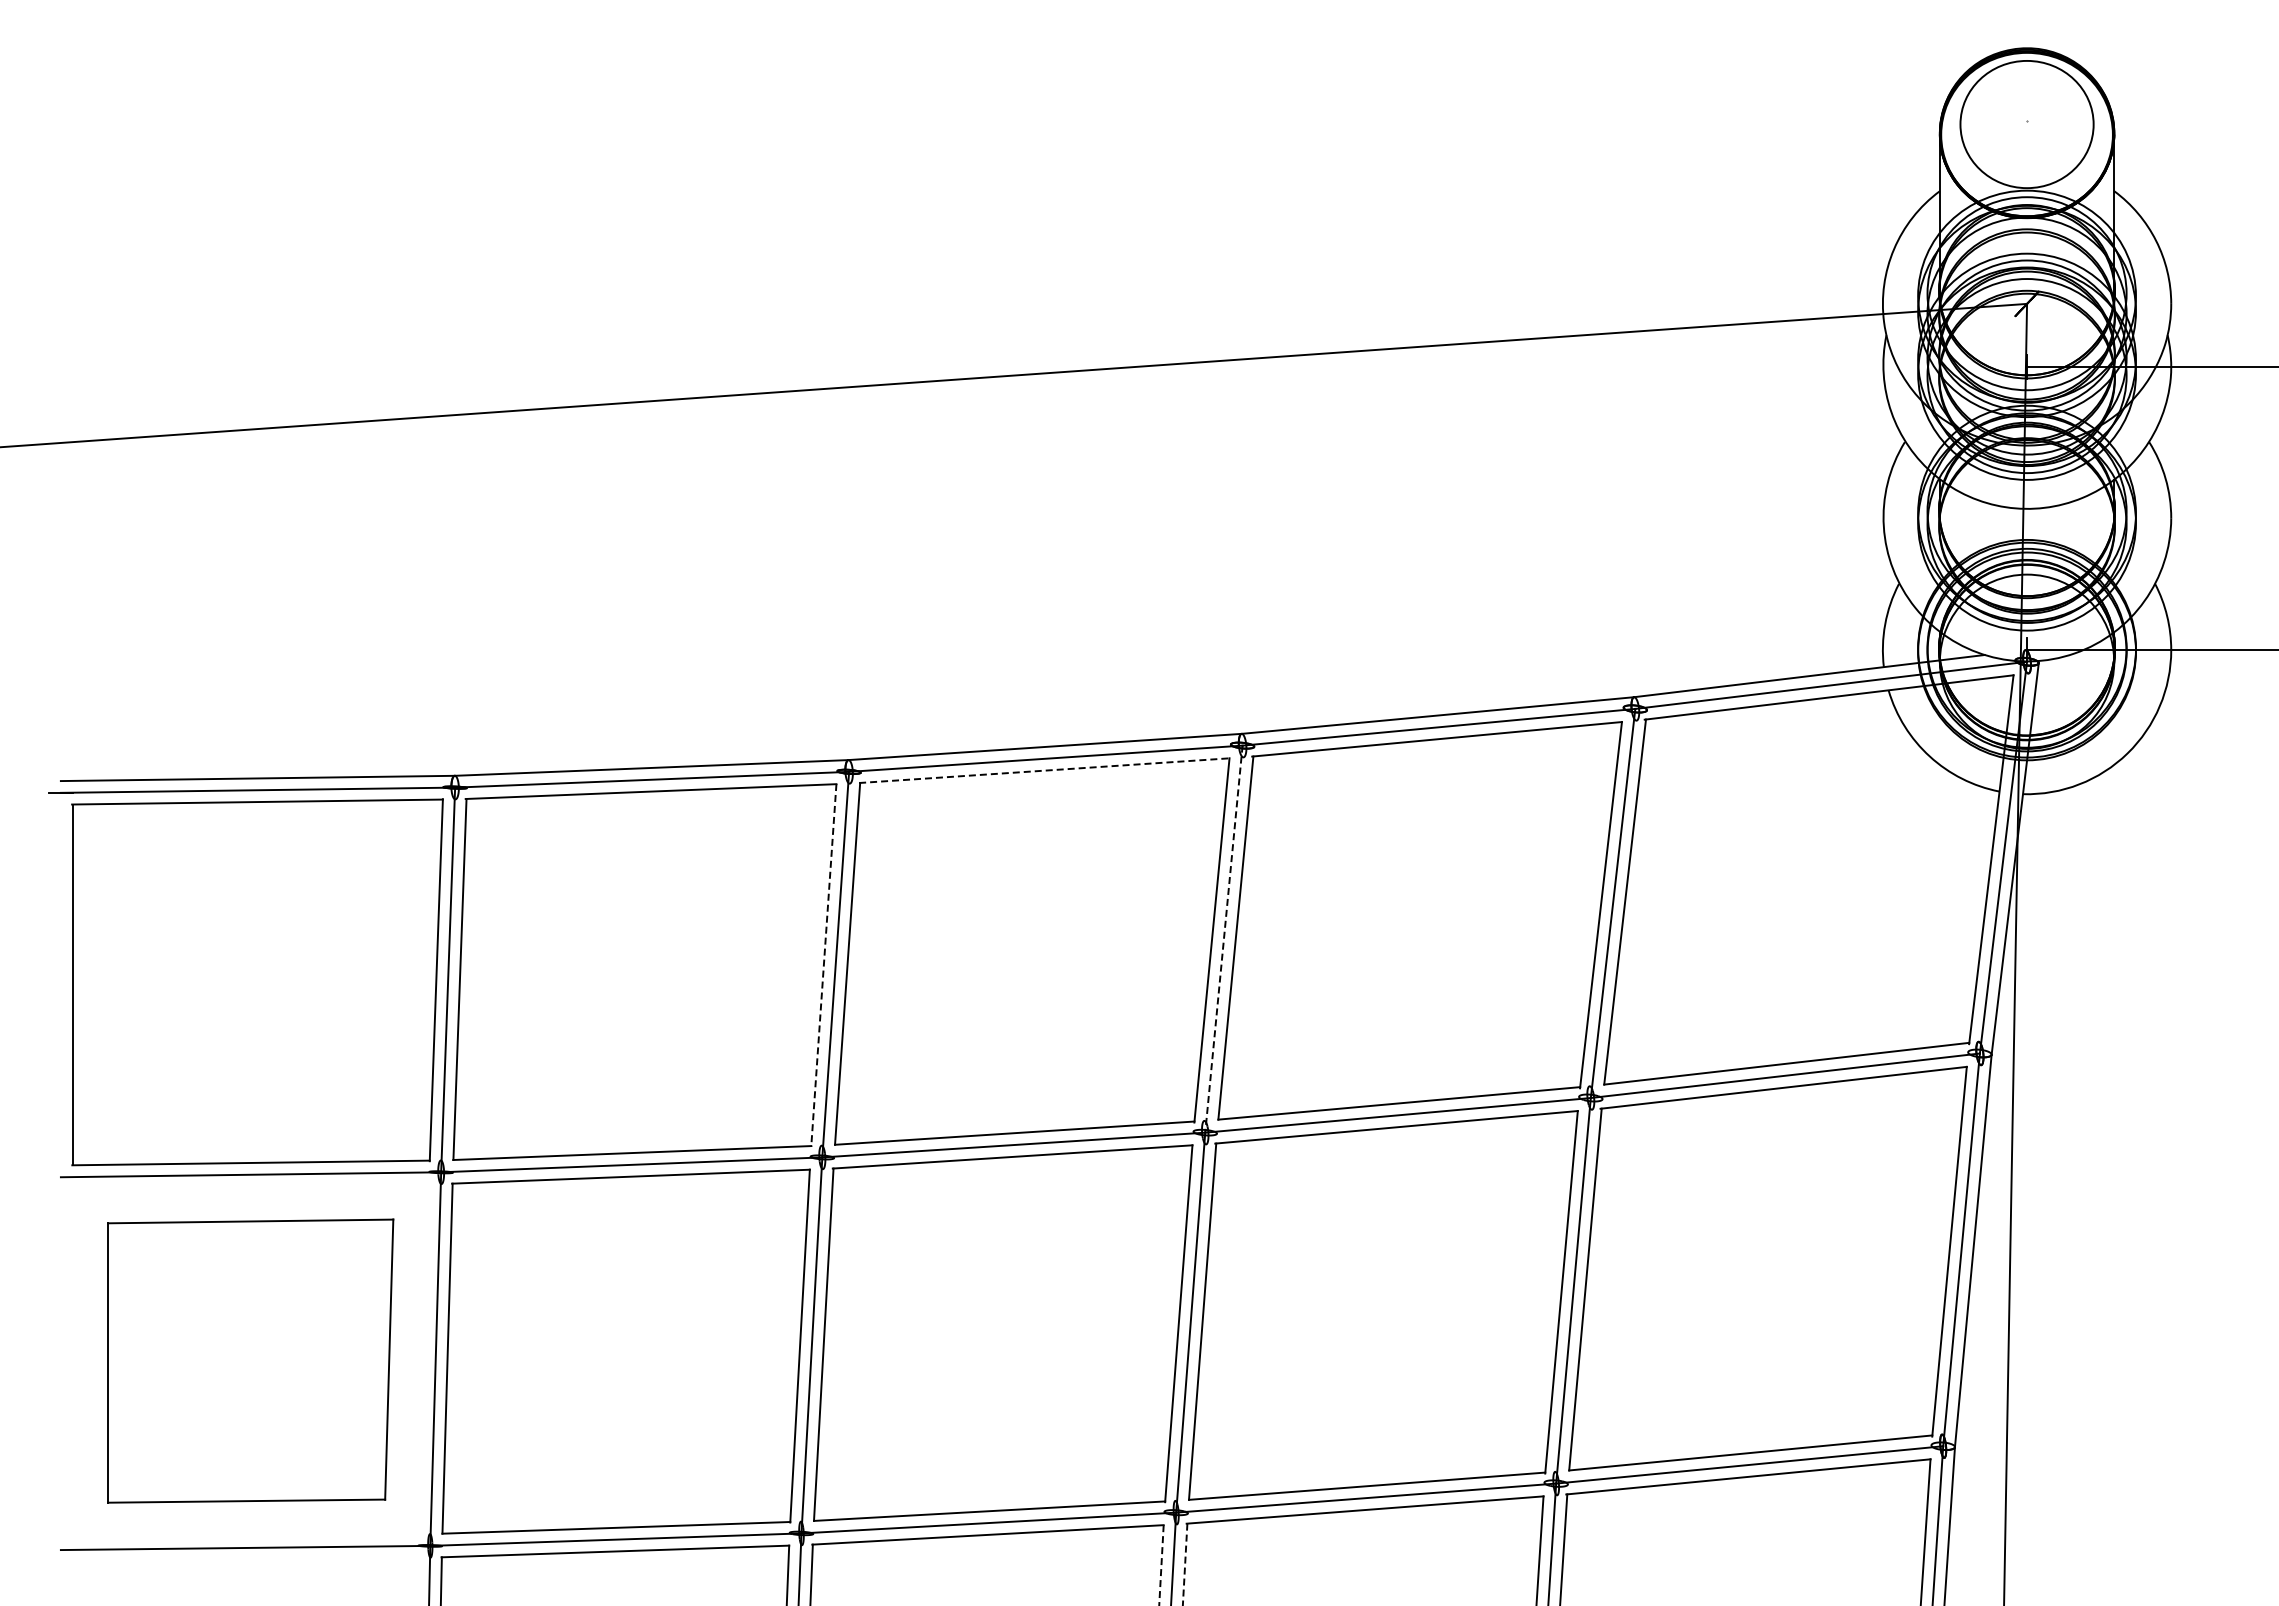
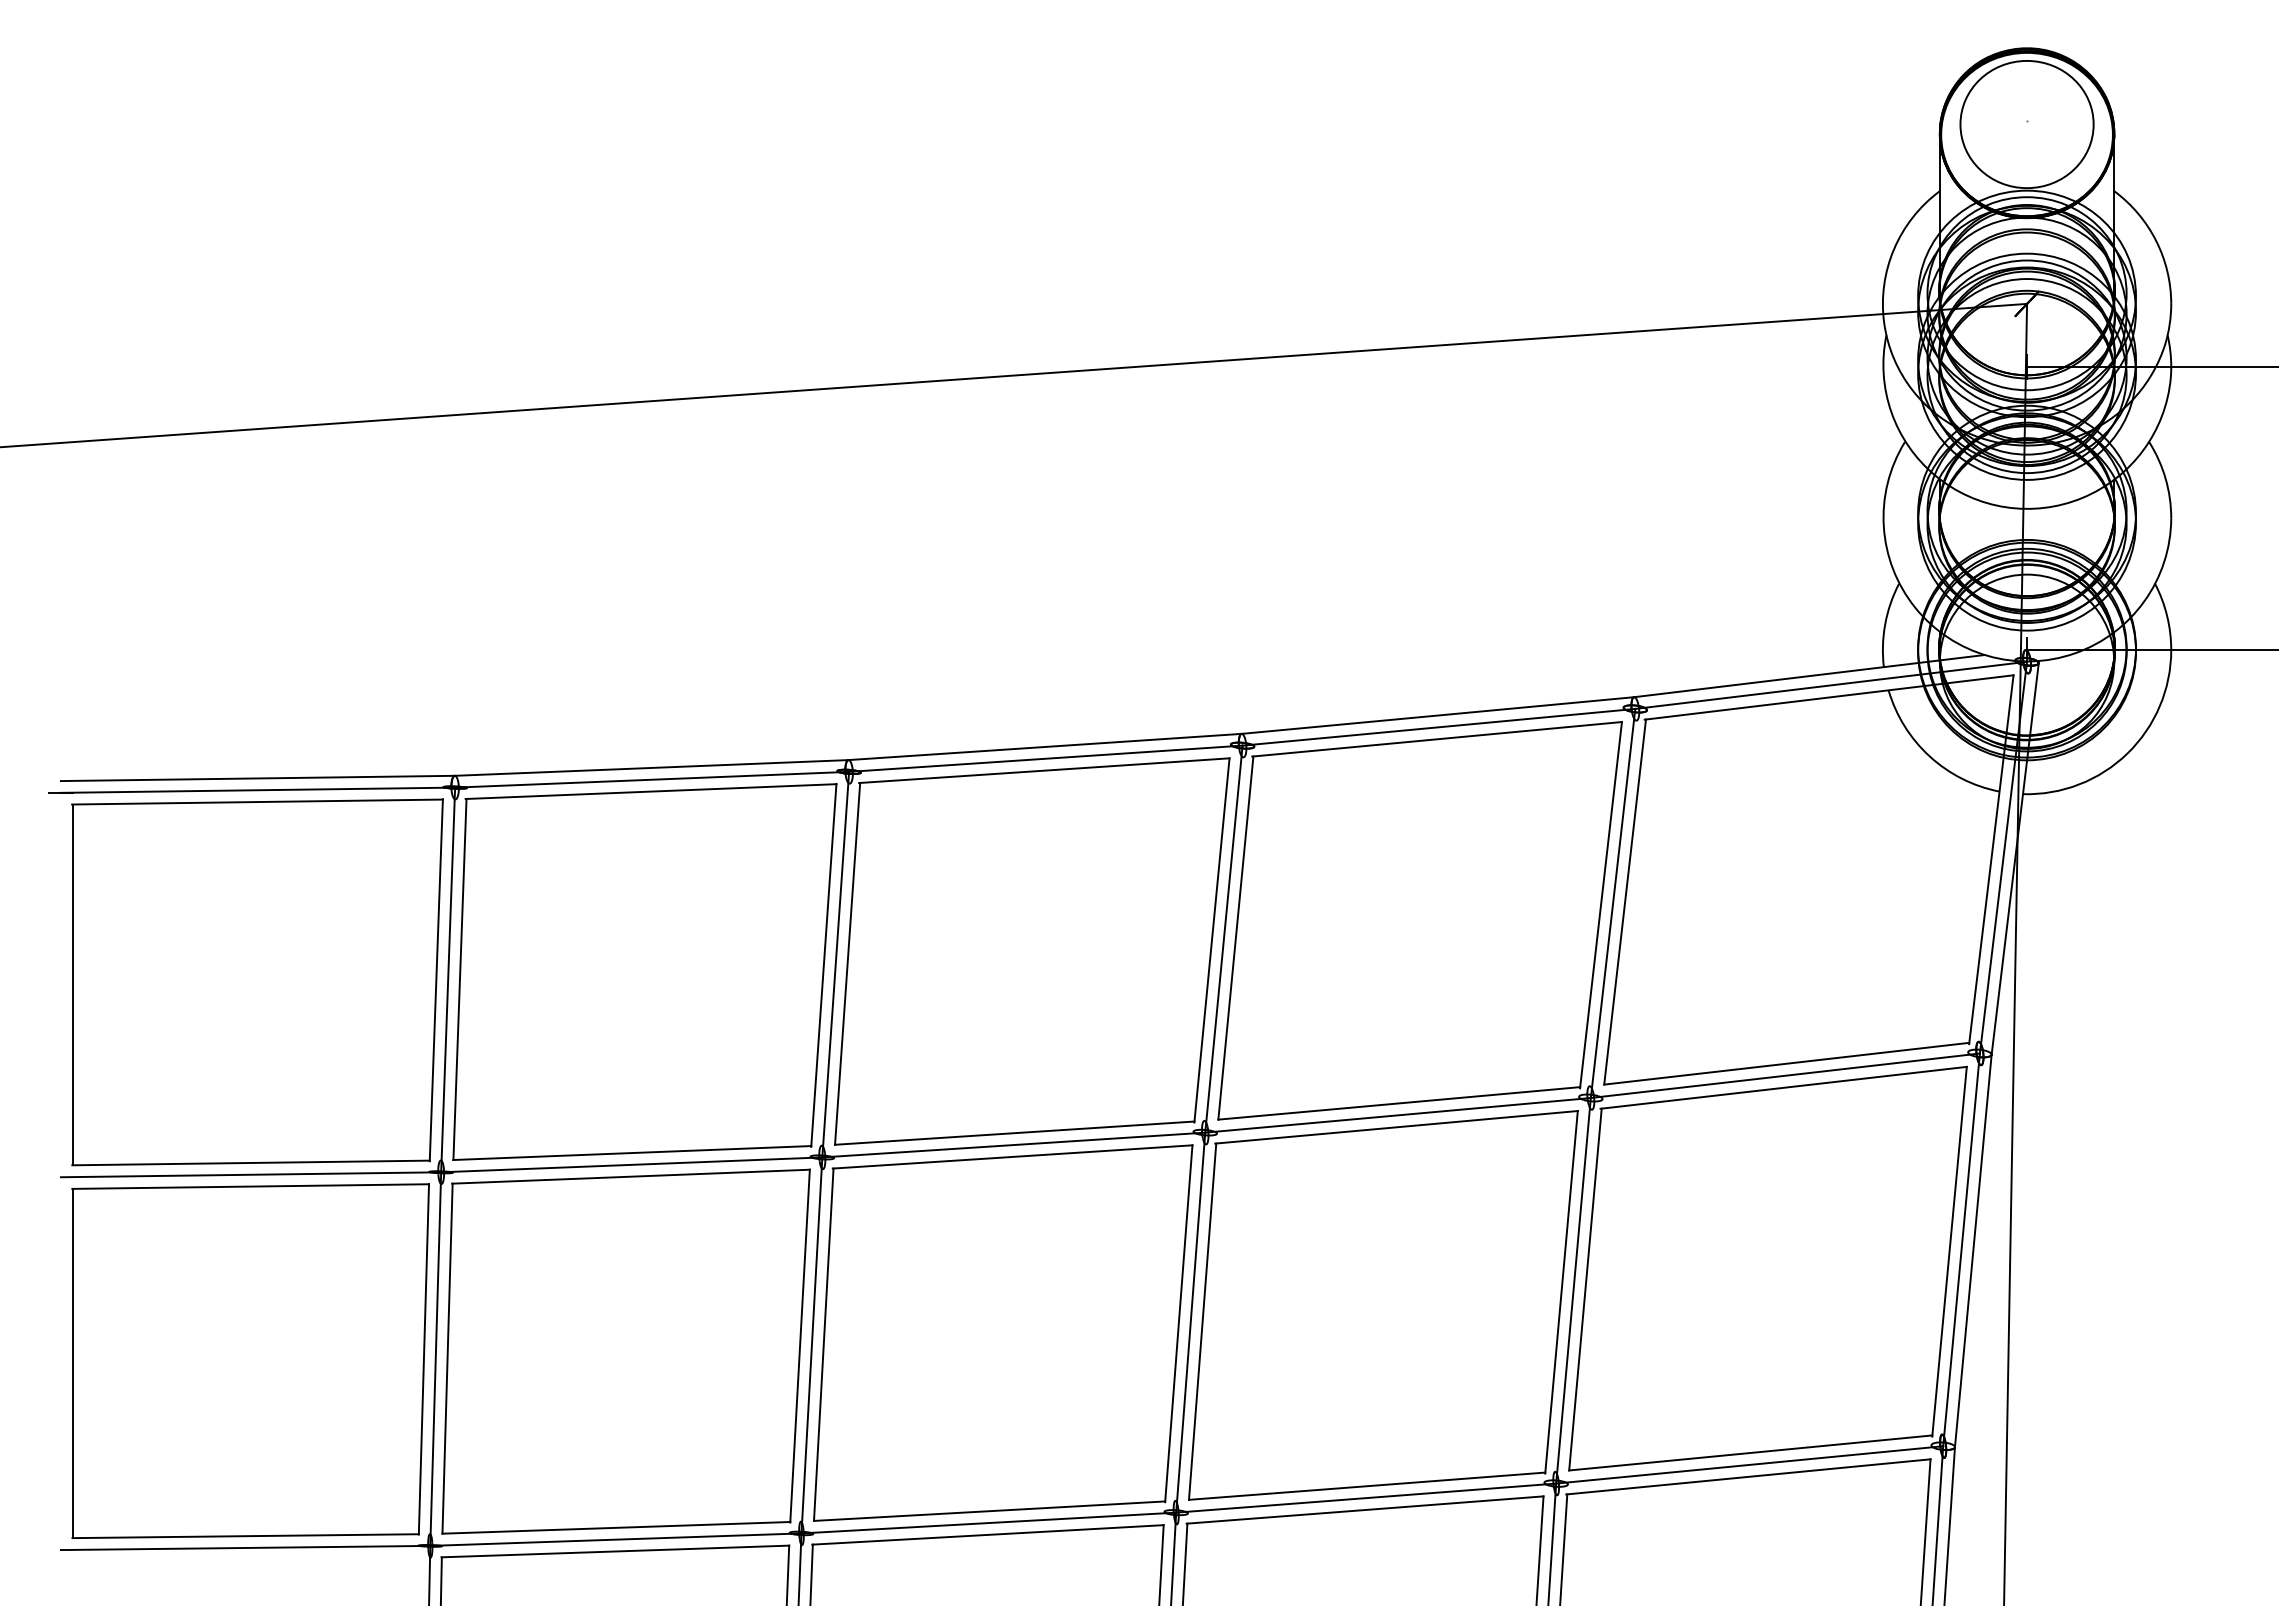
line: dashed -> solid (1044, 770)
line: dashed -> solid (1223, 939)
line: dashed -> solid (823, 965)
part size: 288x286 px -> 359x356 px (250, 1360)
line: dashed -> solid (1185, 1564)
line: dashed -> solid (1161, 1565)
